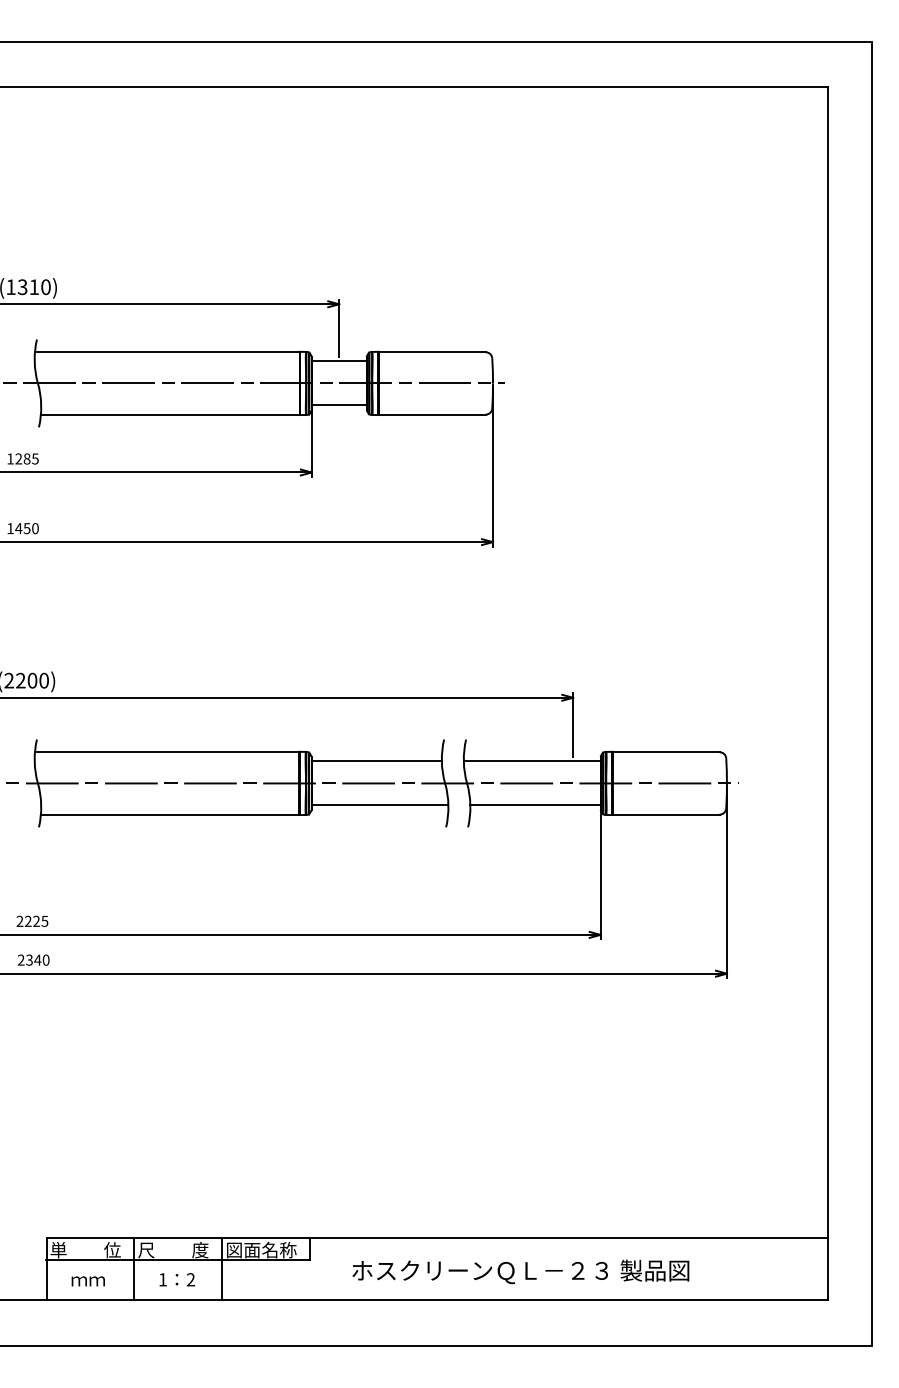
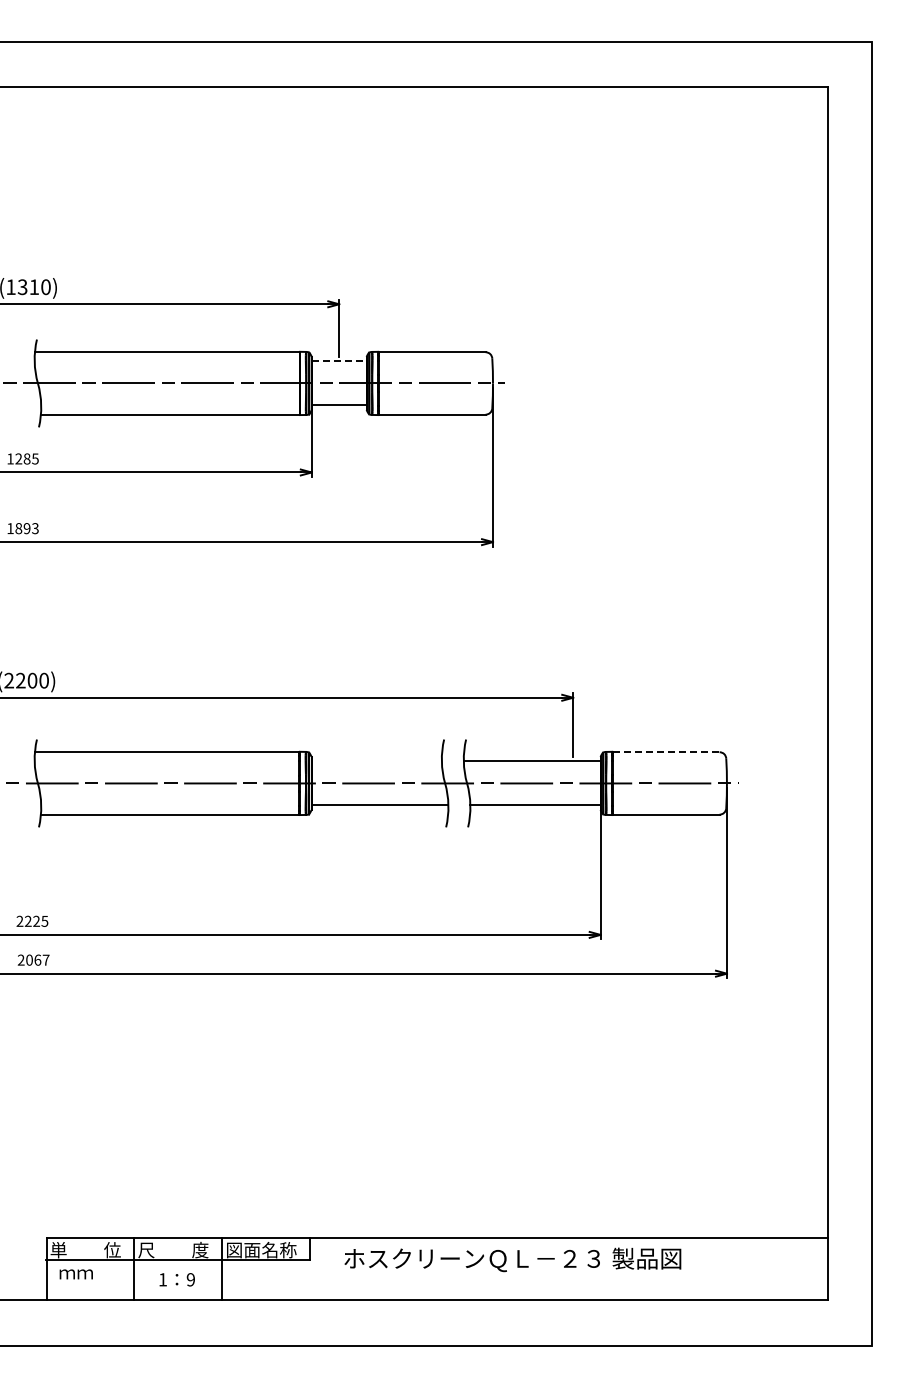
line: solid -> dashed (339, 361)
text: 1450 -> 1893 (26, 528)
line: solid -> dashed (666, 752)
line: present -> none (376, 761)
text: 2340 -> 2067 (37, 959)
text position: (520, 1271) -> (512, 1259) (512, 1259)
text: 2 -> 9 (190, 1279)
text position: (87, 1281) -> (75, 1274) (75, 1274)
